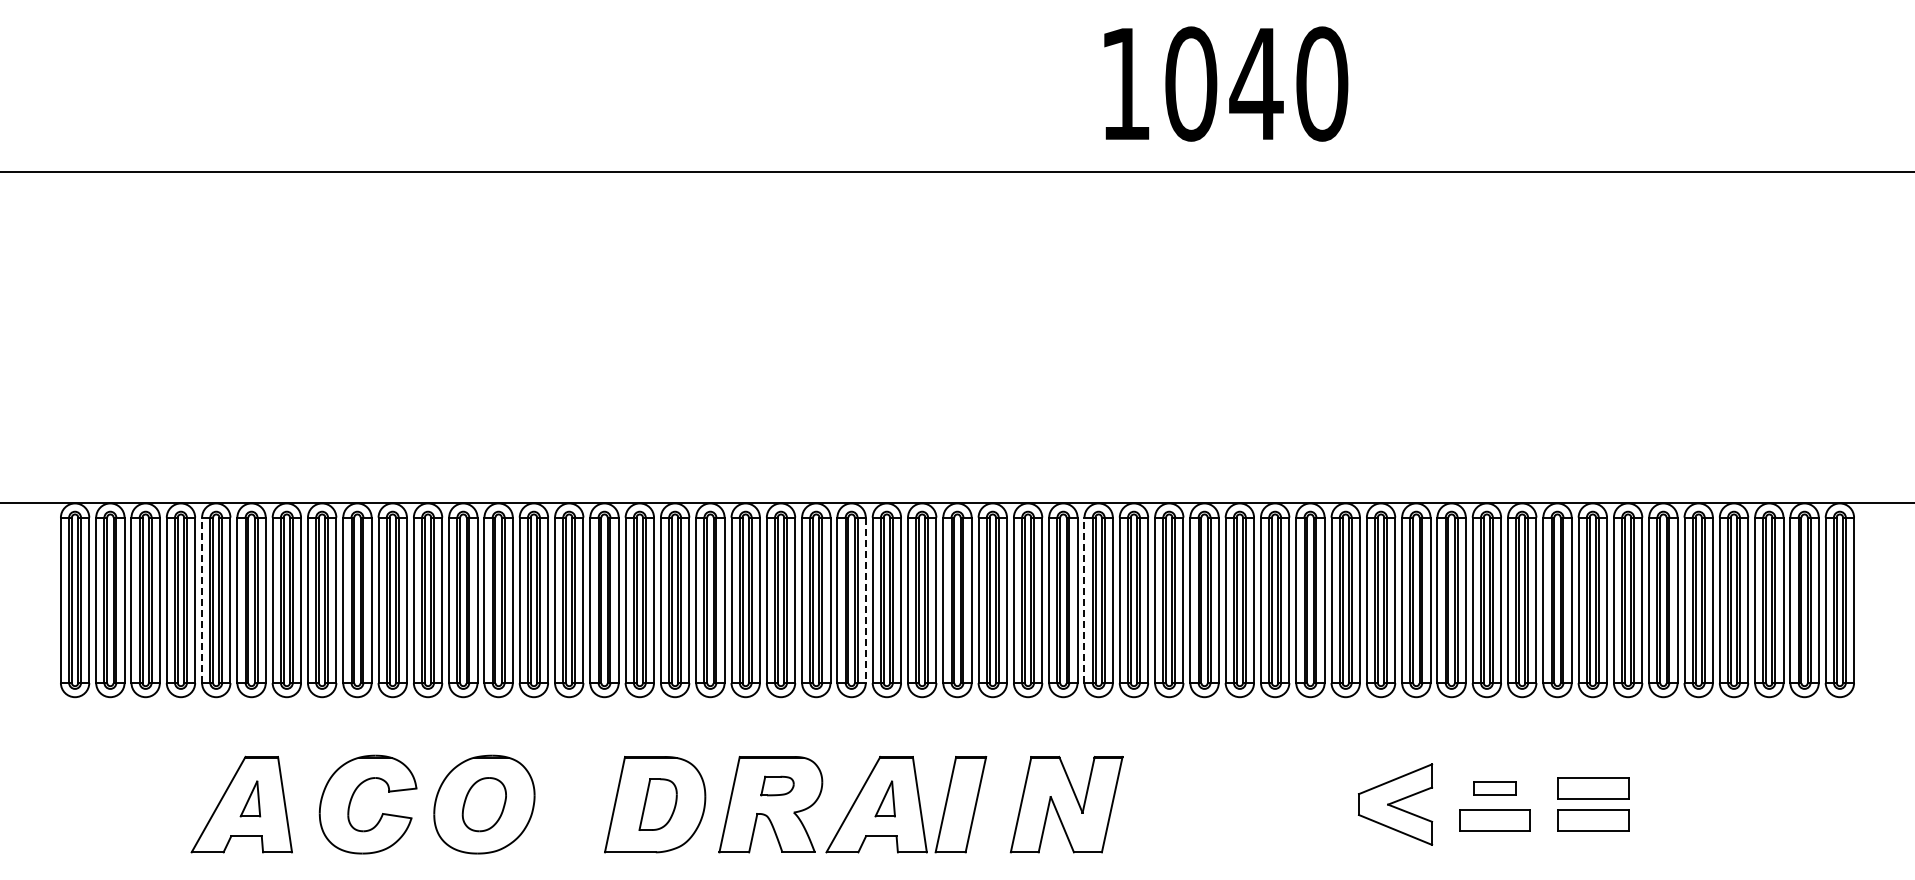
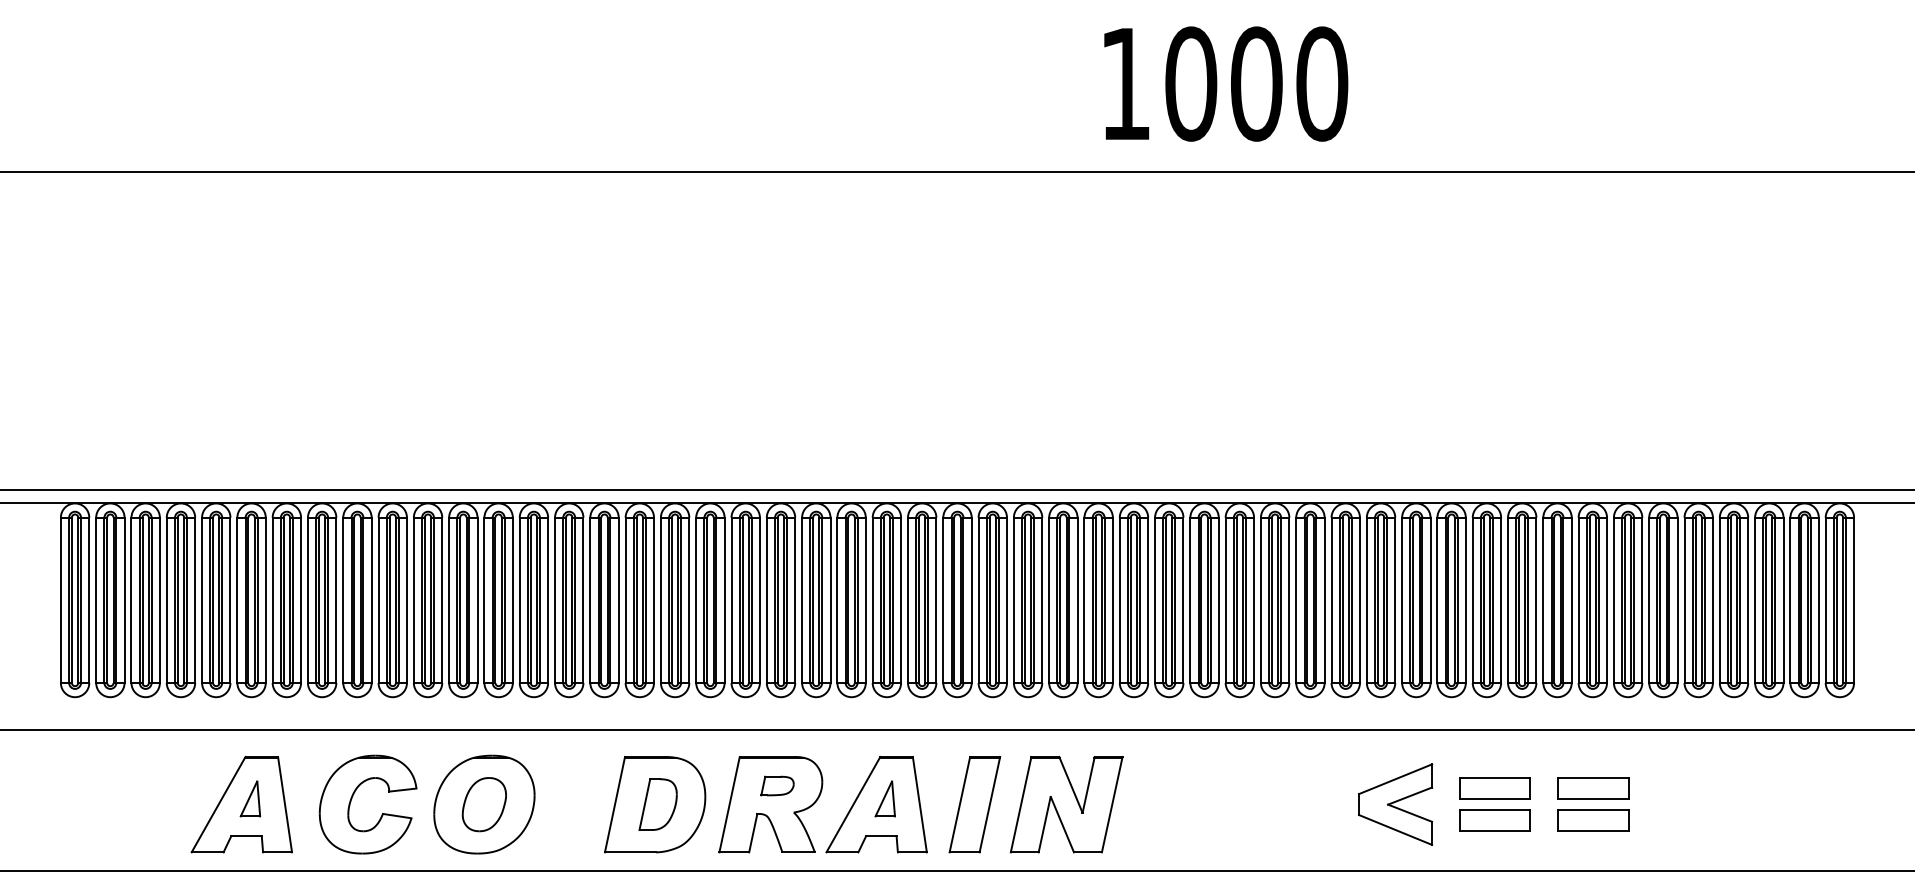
text: 1040 -> 1000 (1256, 83)
line: none -> present (956, 489)
line: dashed -> solid (202, 600)
line: dashed -> solid (865, 600)
line: dashed -> solid (1084, 600)
line: none -> present (956, 730)
part size: 44x15 px -> 72x23 px (1494, 788)
part position: (960, 804) -> (974, 804) (974, 804)
line: none -> present (956, 871)
